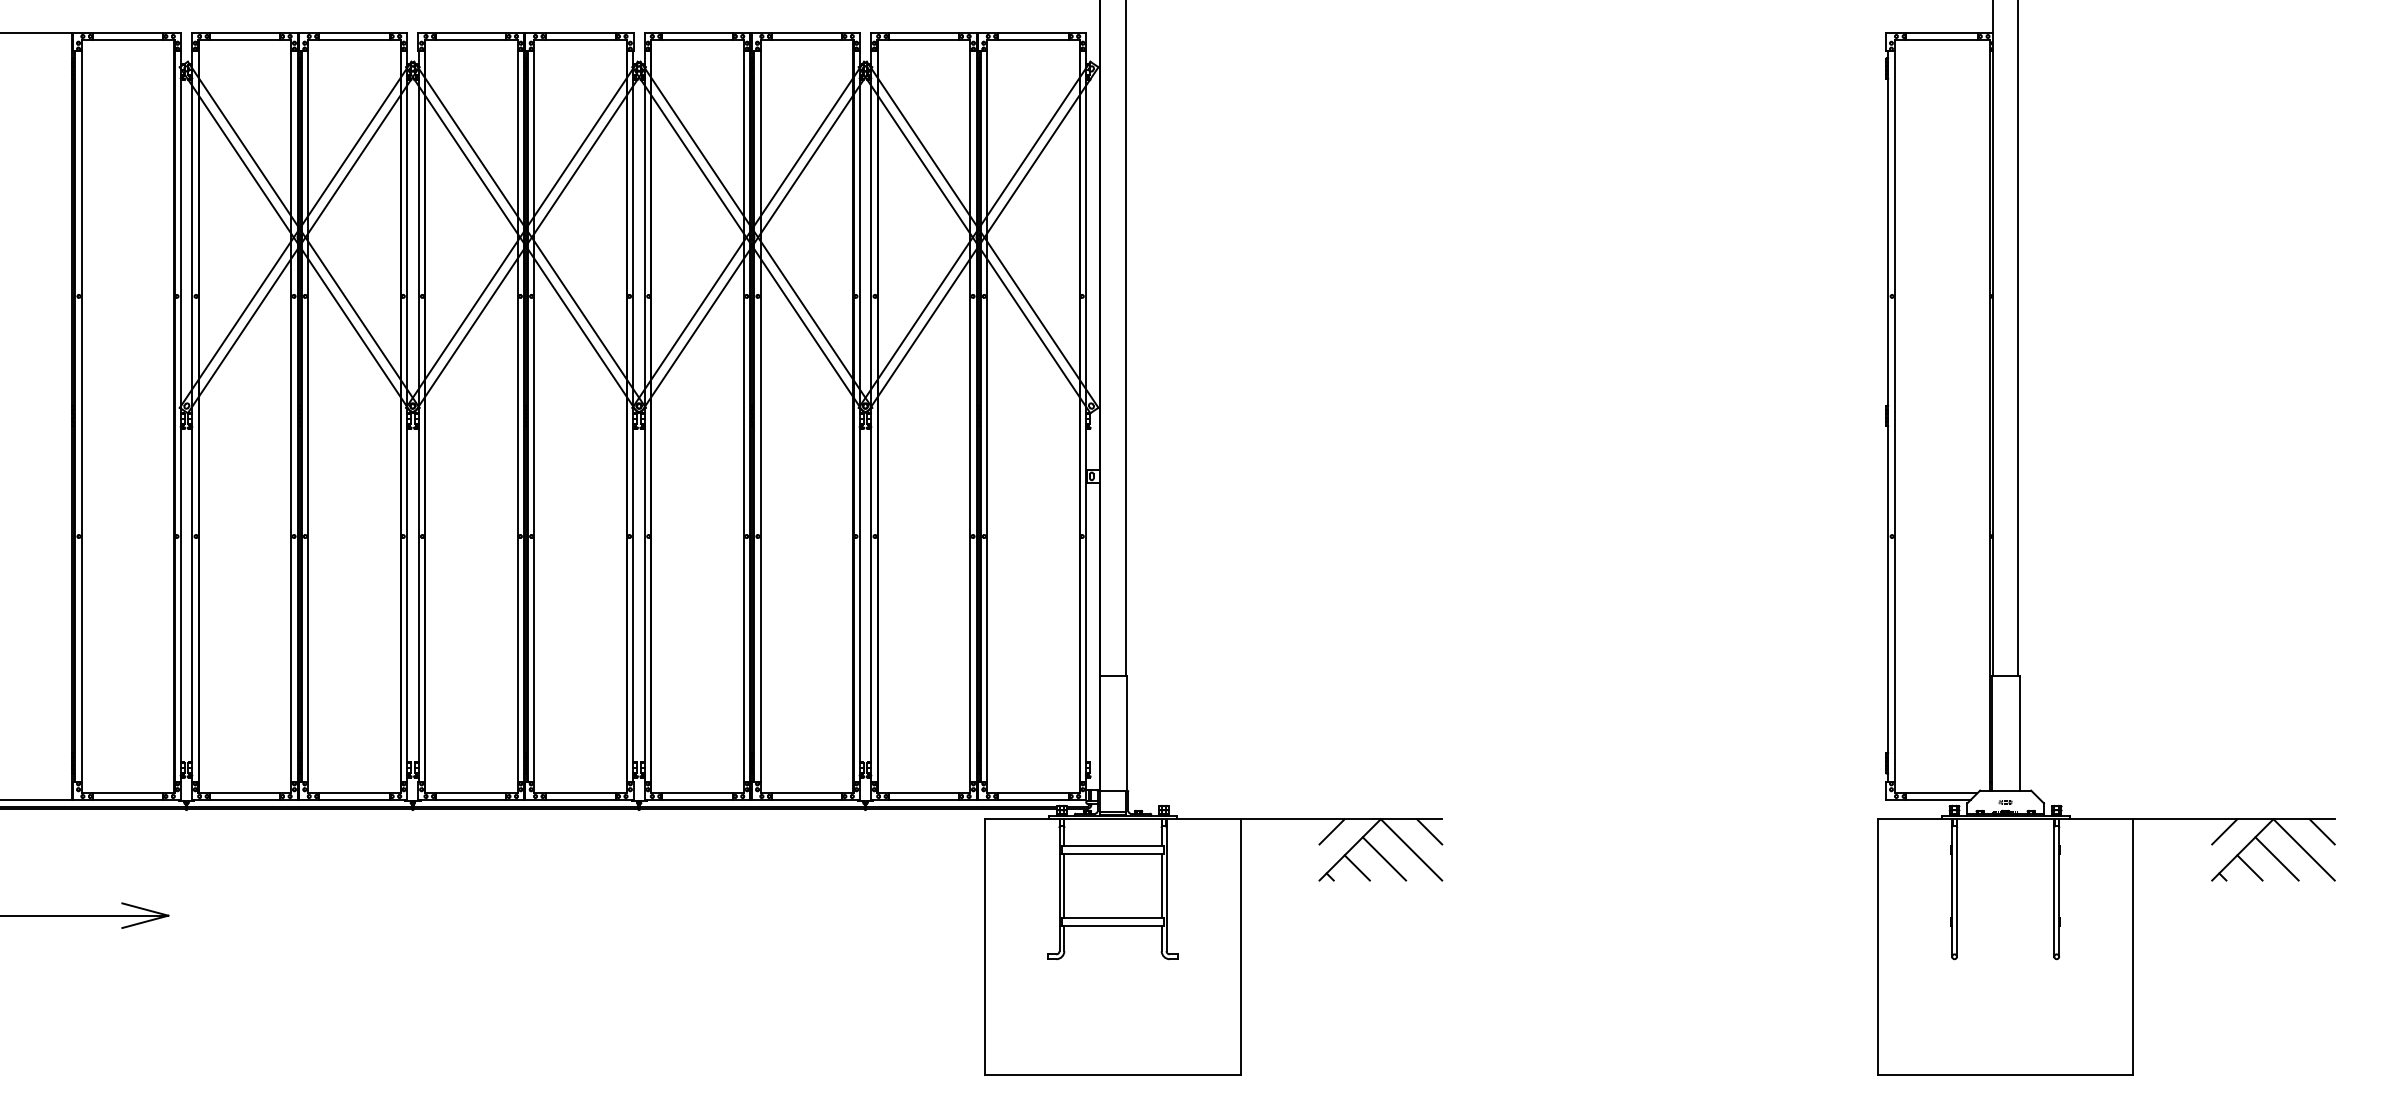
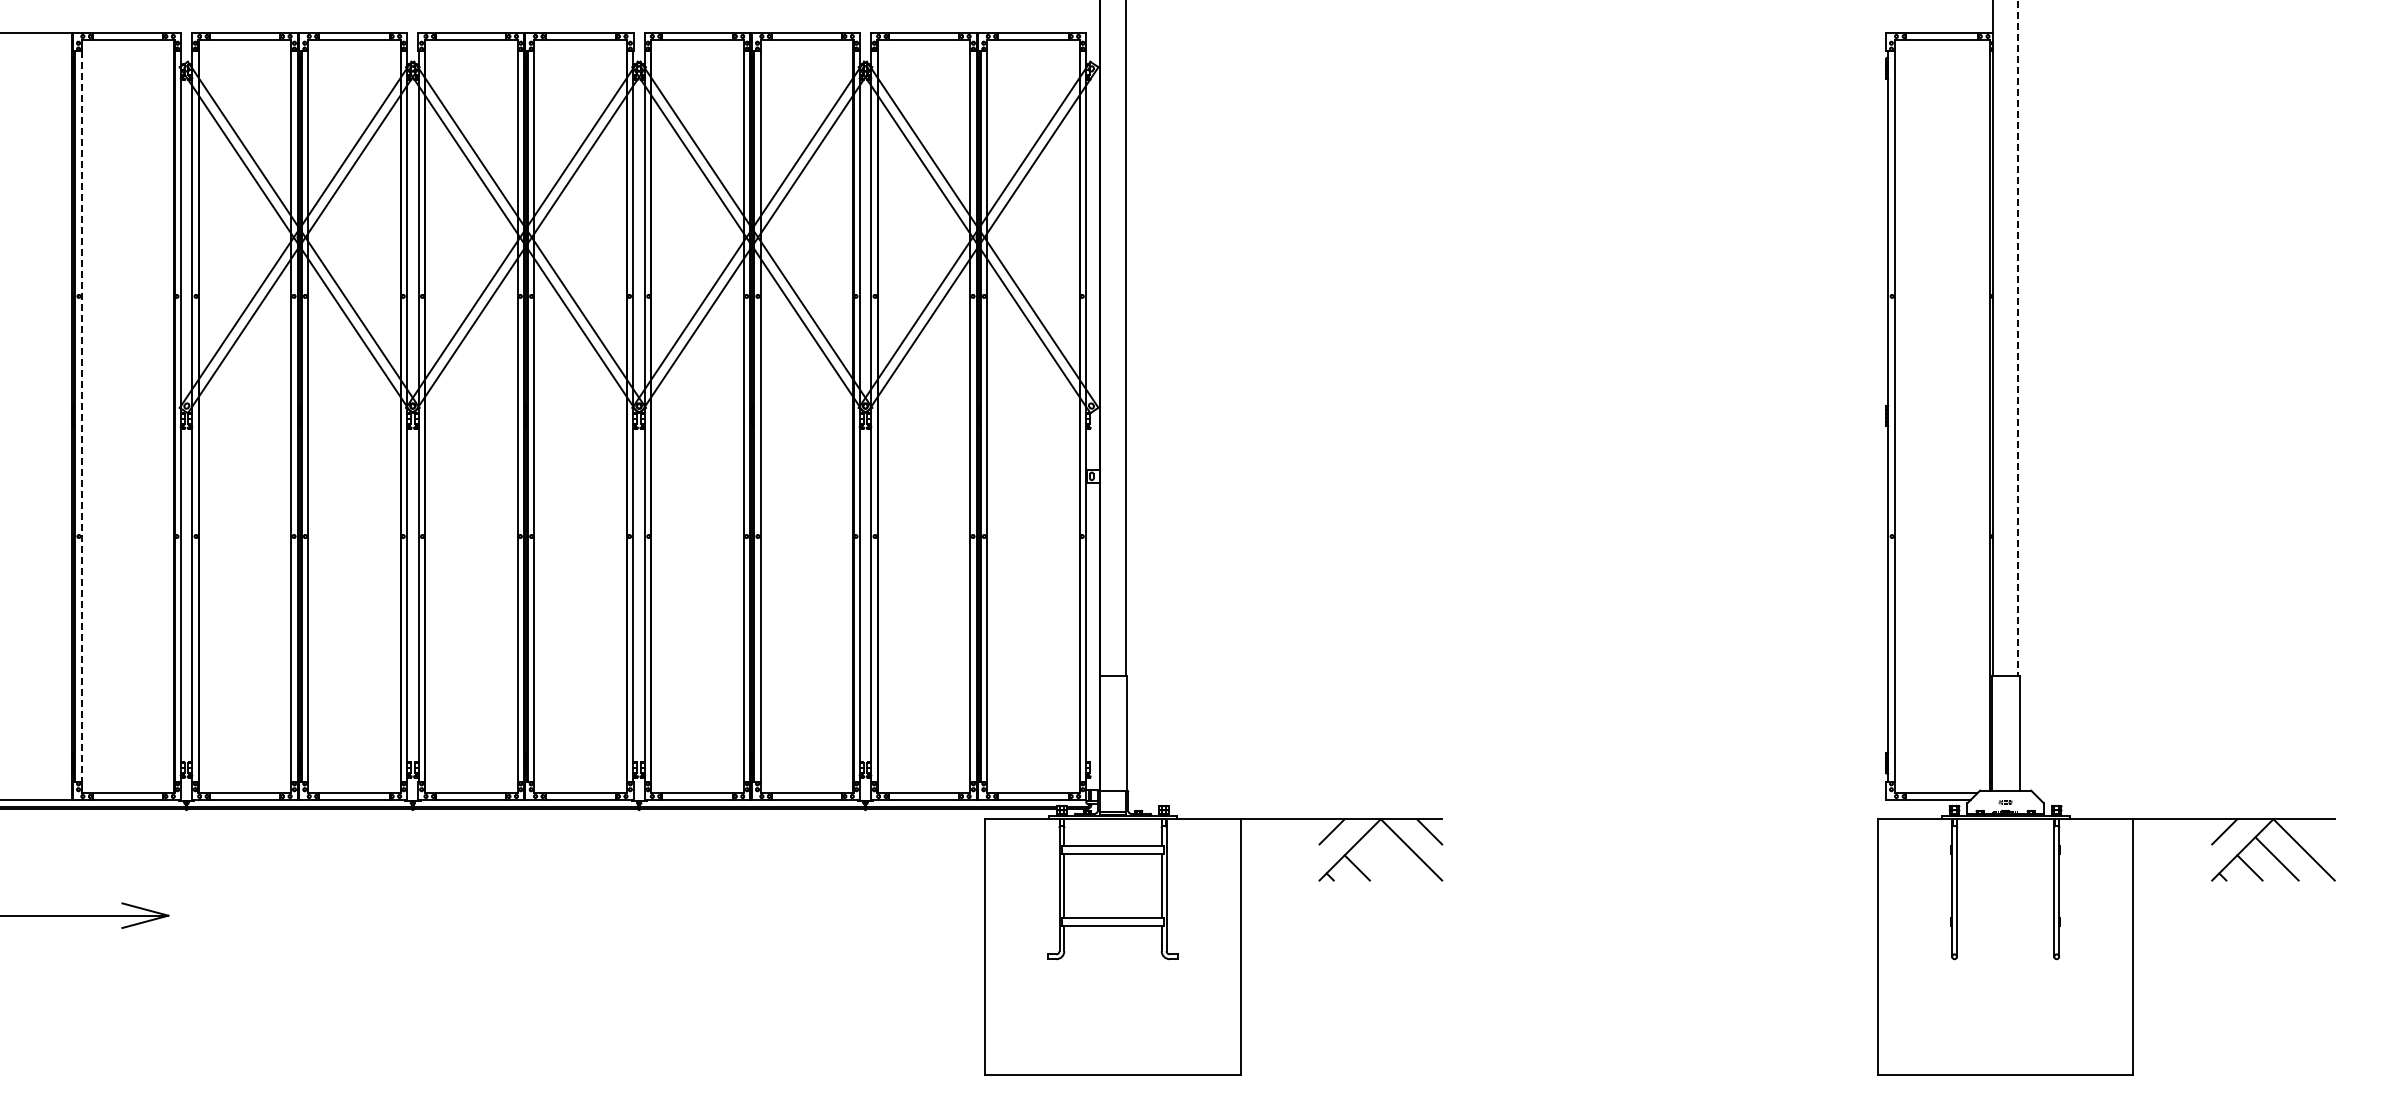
line: solid -> dashed (2018, 338)
line: solid -> dashed (81, 416)
line: present -> none (2321, 831)
line: present -> none (1384, 858)
